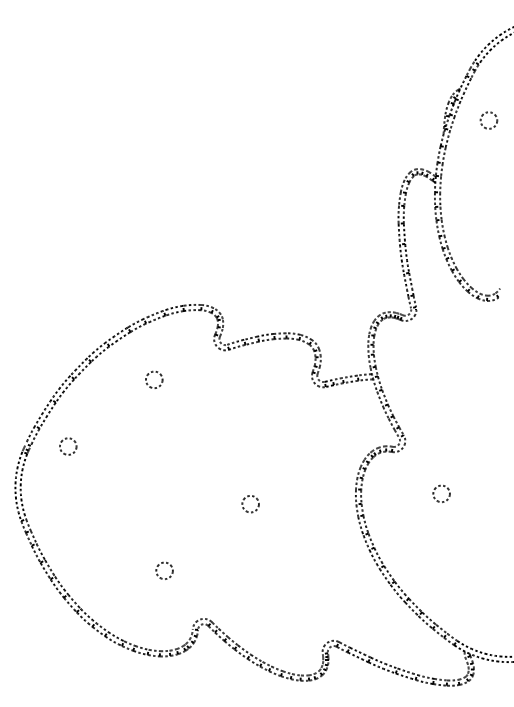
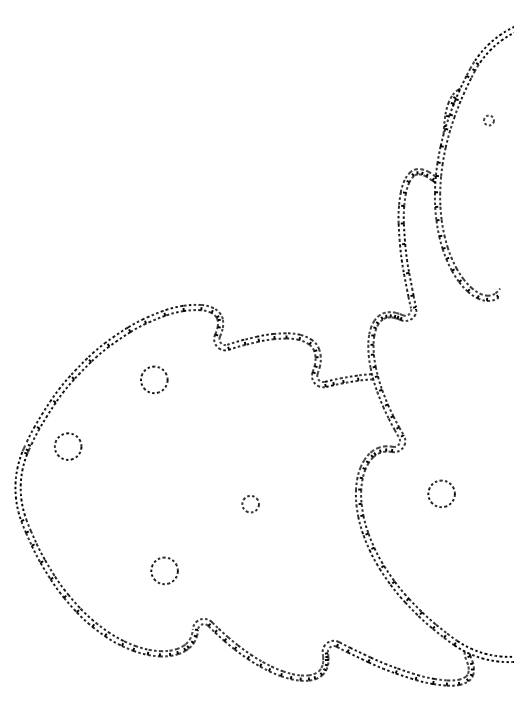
circle size: 20x19 px -> 12x13 px (488, 120)
circle diameter: 17 px -> 27 px (153, 379)
circle size: 19x19 px -> 29x29 px (68, 446)
circle diameter: 17 px -> 27 px (441, 493)
circle diameter: 17 px -> 27 px (164, 570)
